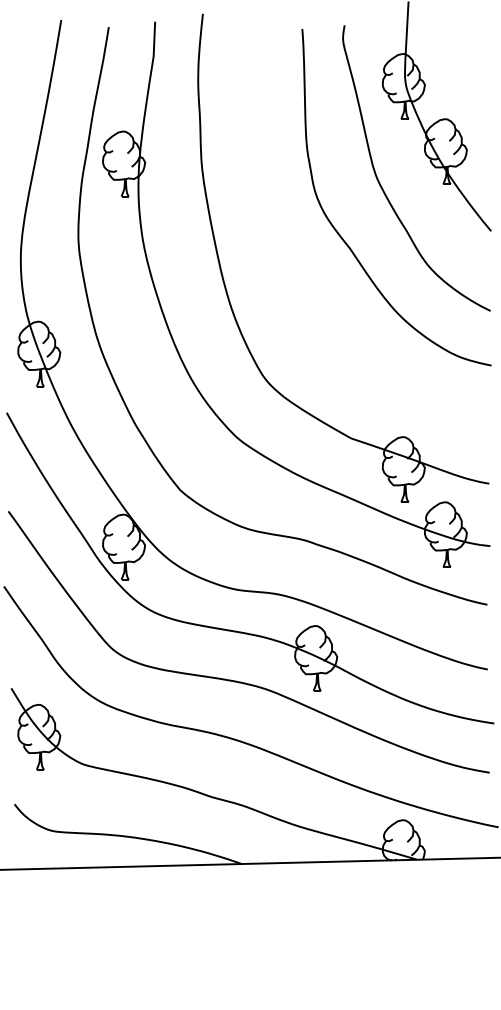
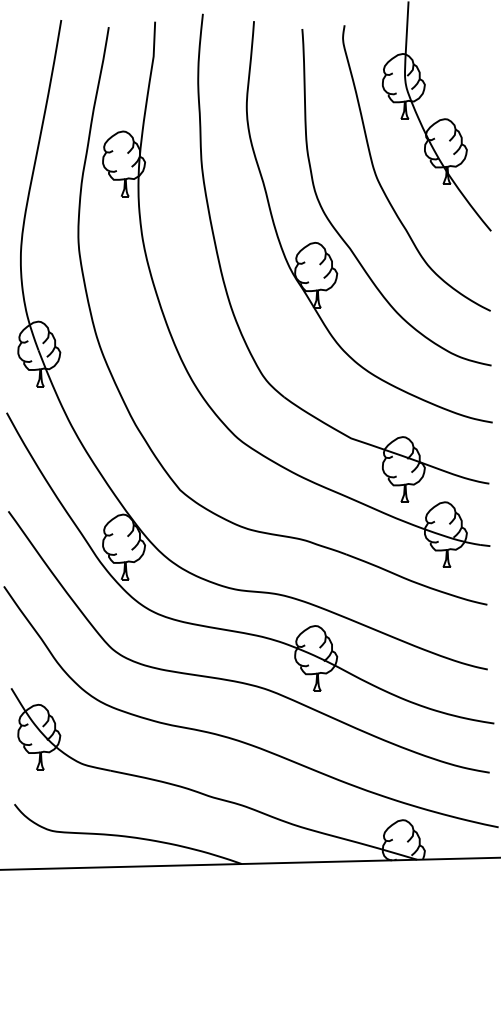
part: none -> present (325, 248)
